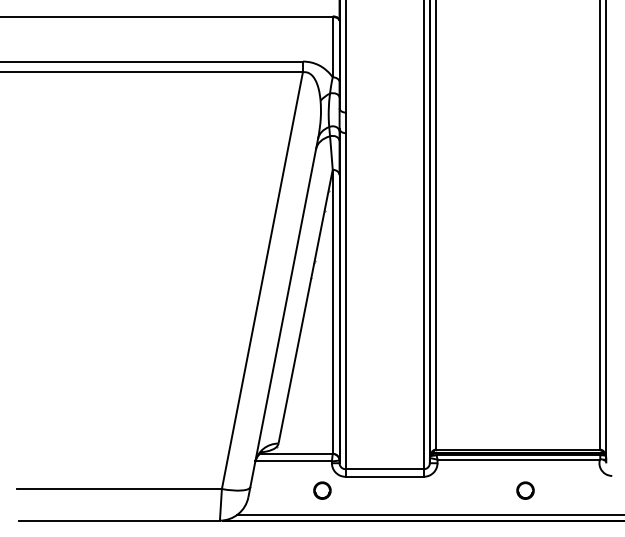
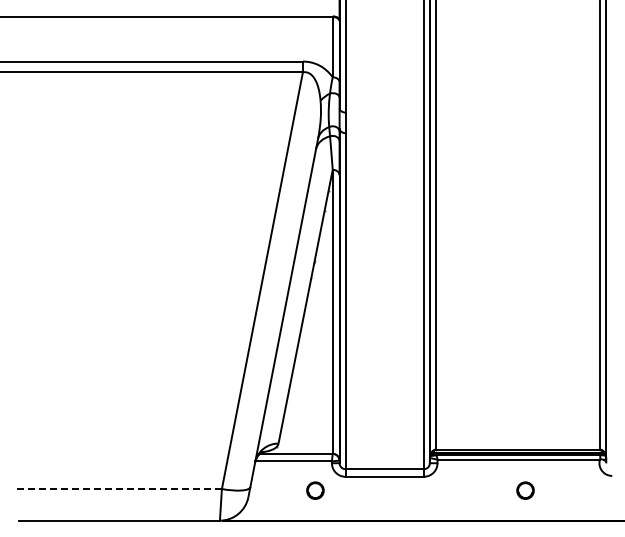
line: solid -> dashed (119, 489)
part position: (322, 490) -> (315, 490) (315, 490)
line: present -> none (428, 515)
